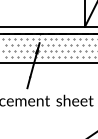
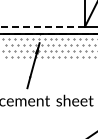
line: solid -> dashed (42, 26)
line: present -> none (48, 62)
